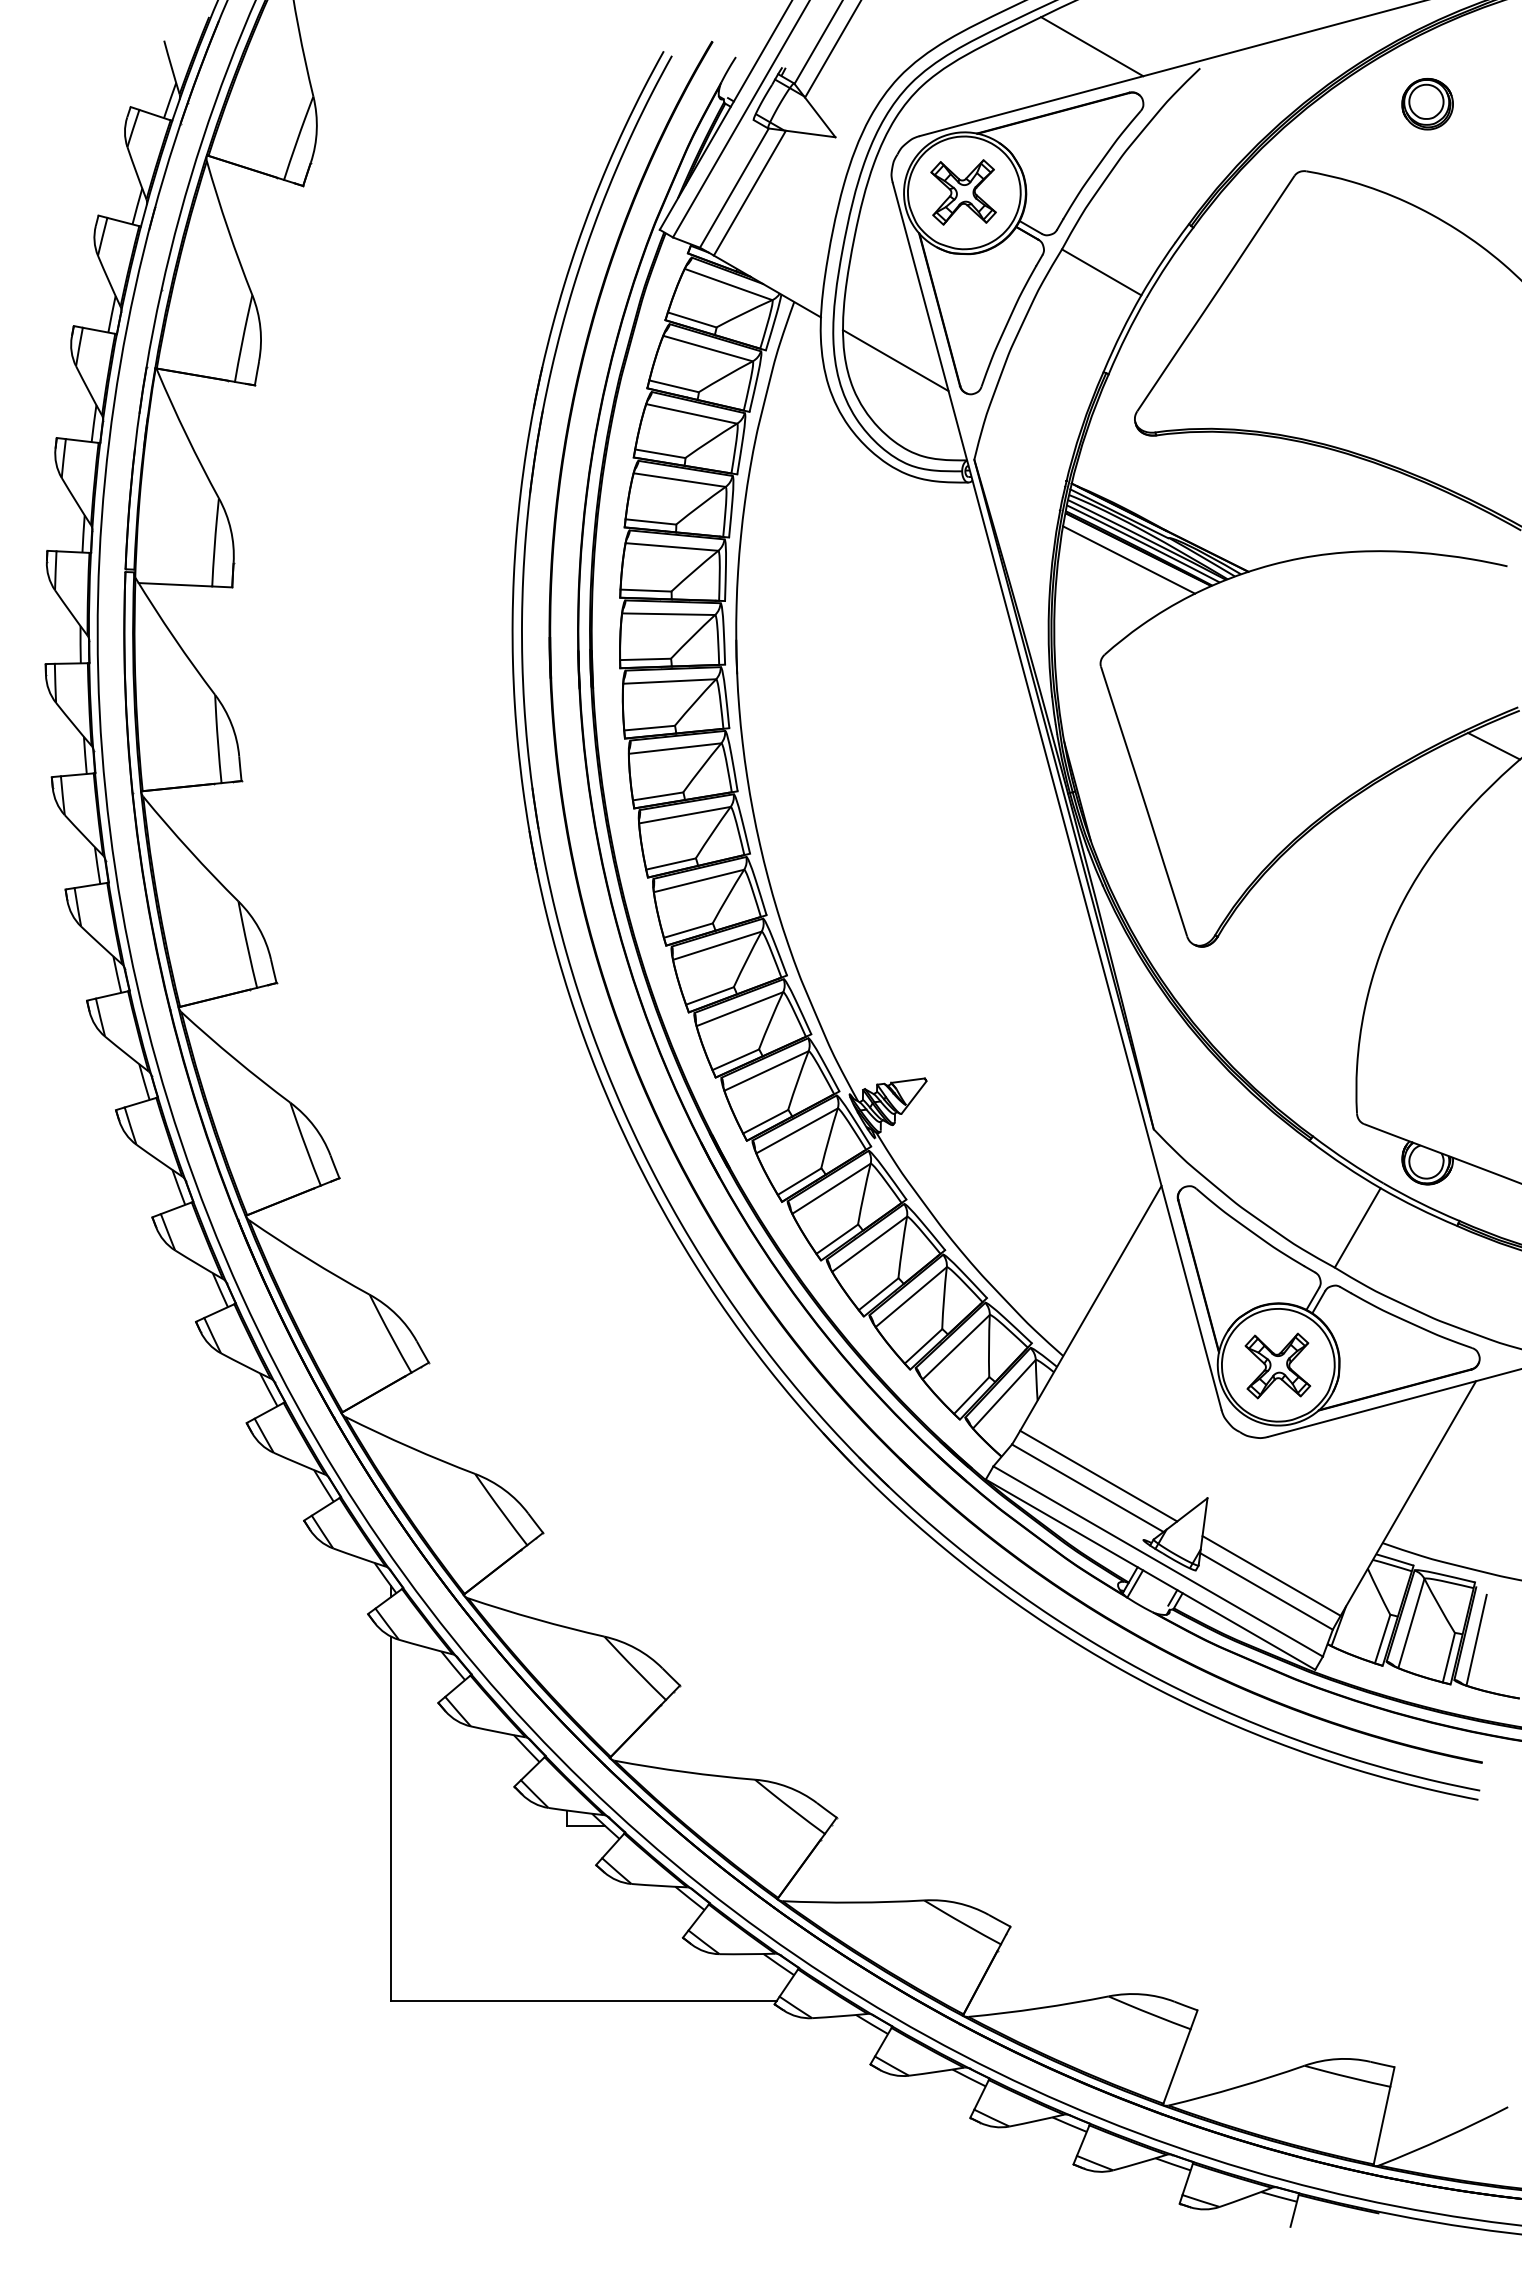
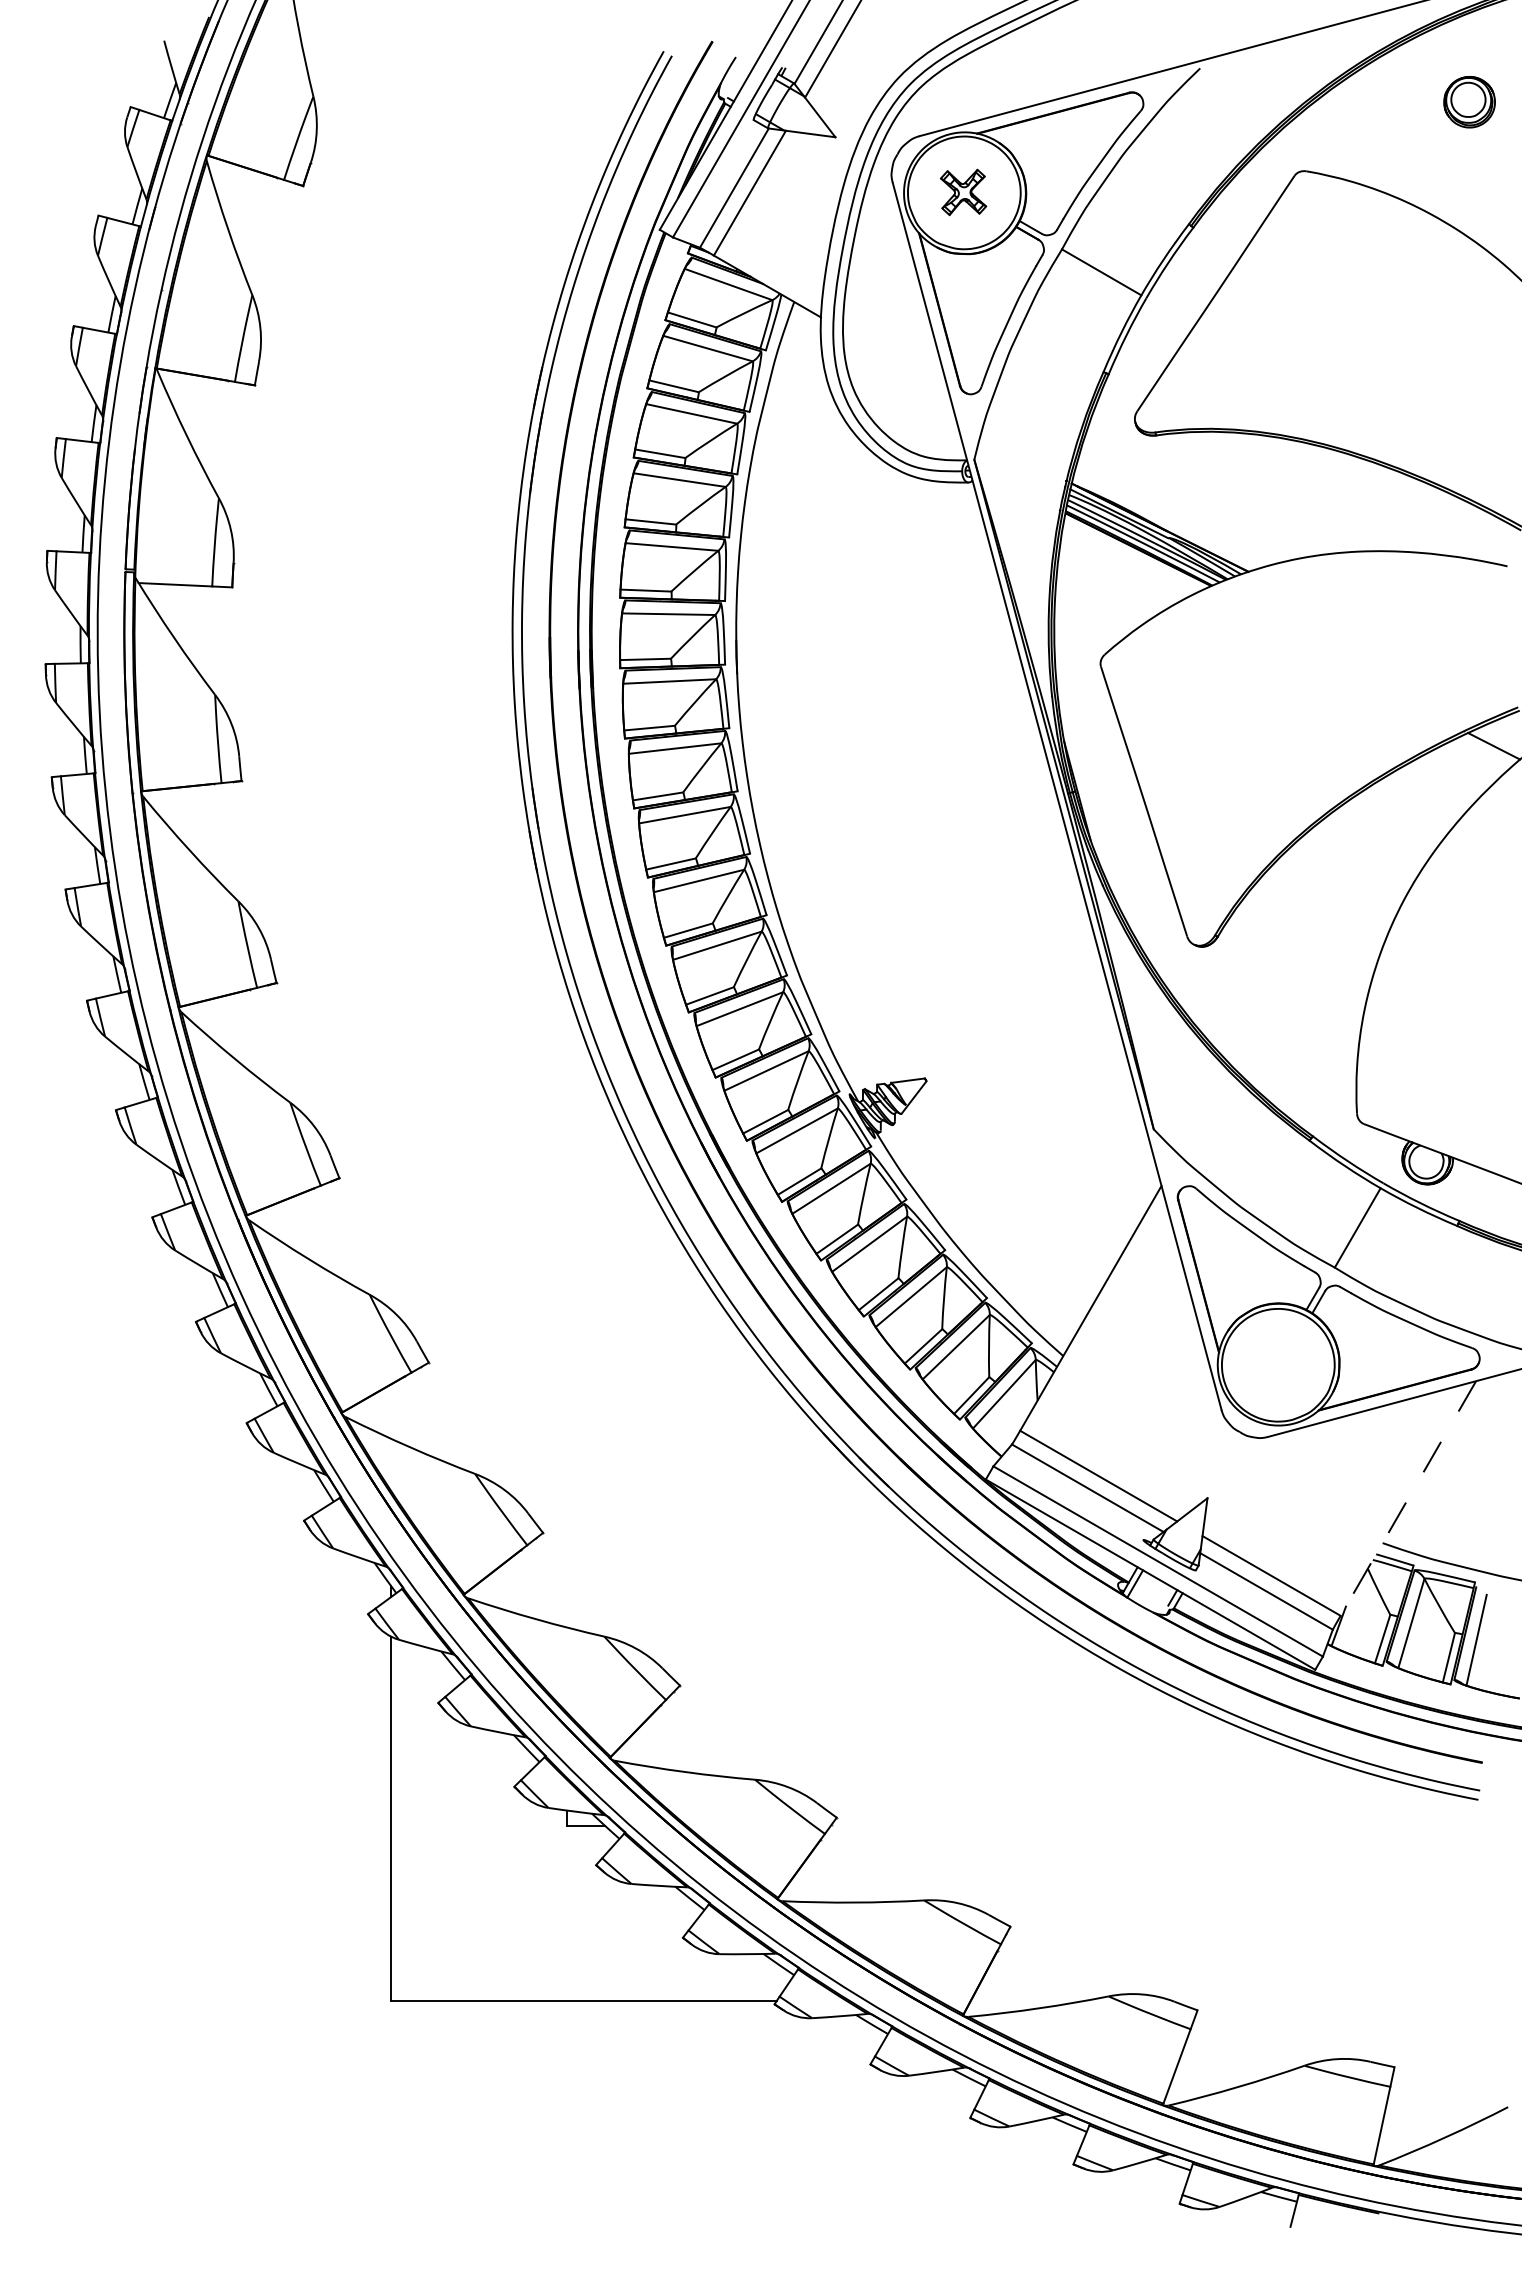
line: present -> none (1092, 46)
part position: (1427, 104) -> (1469, 102) (1469, 102)
part size: 67x67 px -> 49x49 px (963, 192)
line: present -> none (895, 360)
line: present -> none (1128, 559)
part: present -> none (1277, 1365)
line: solid -> dashed (1408, 1498)
